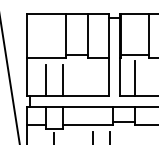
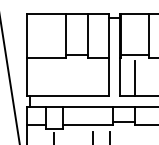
line: present -> none (46, 79)
line: present -> none (62, 79)
